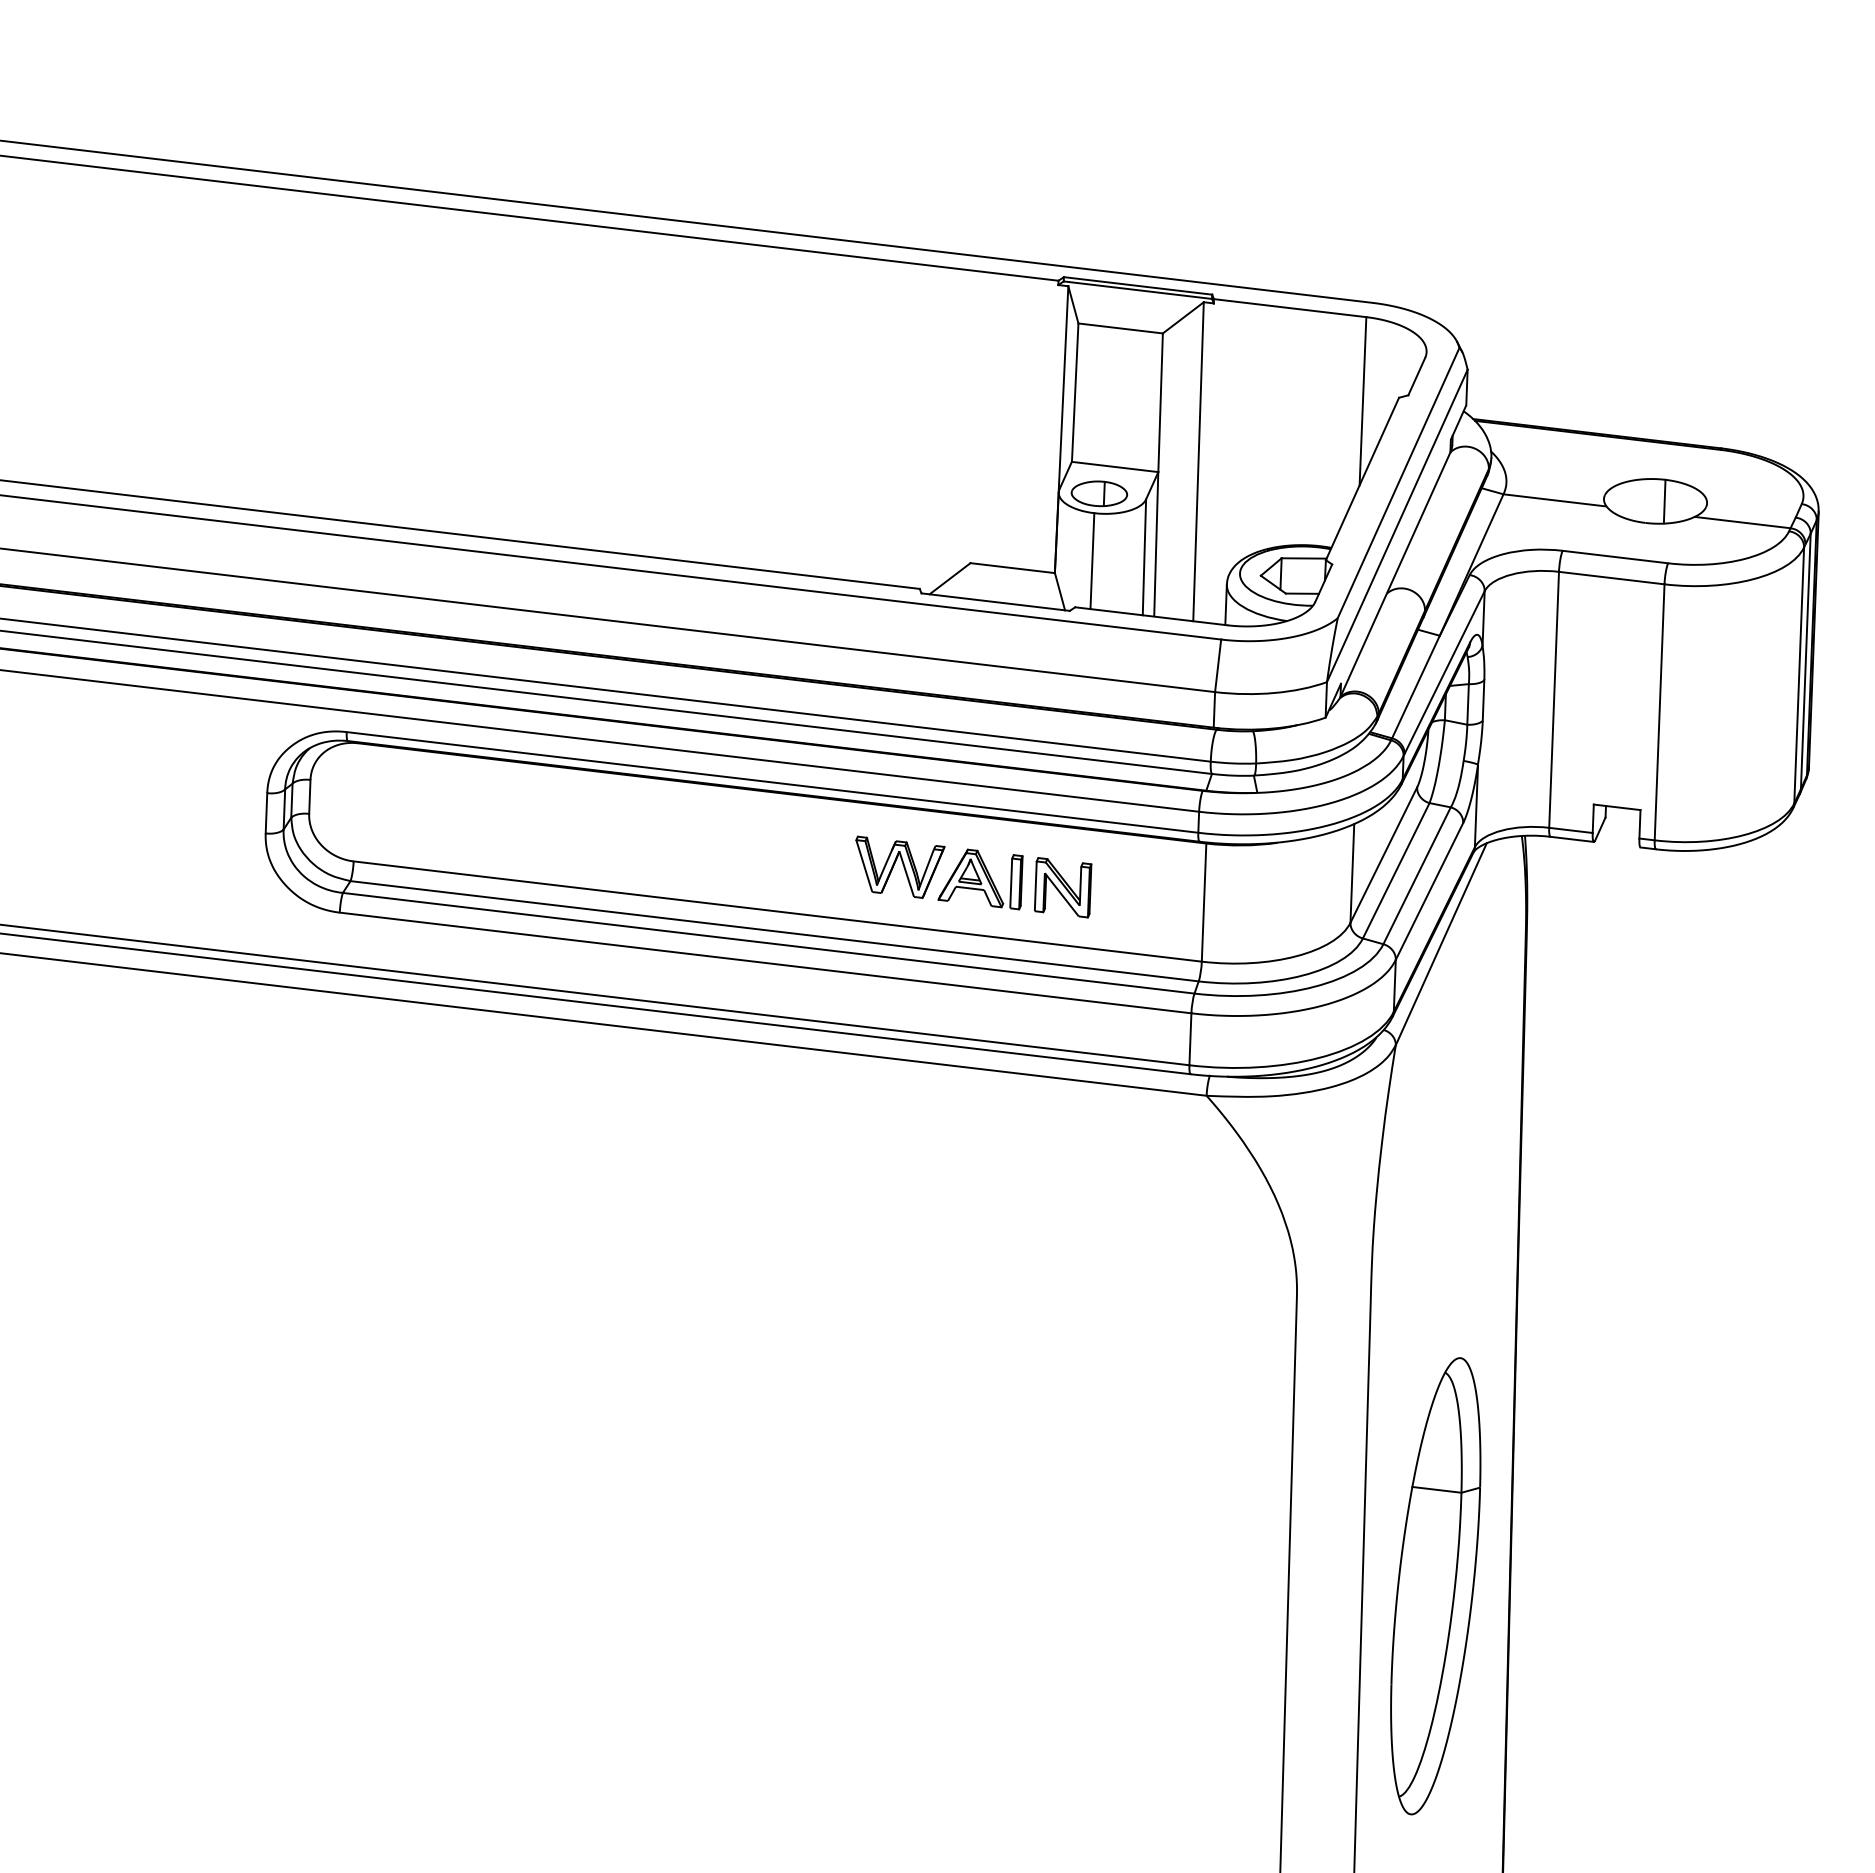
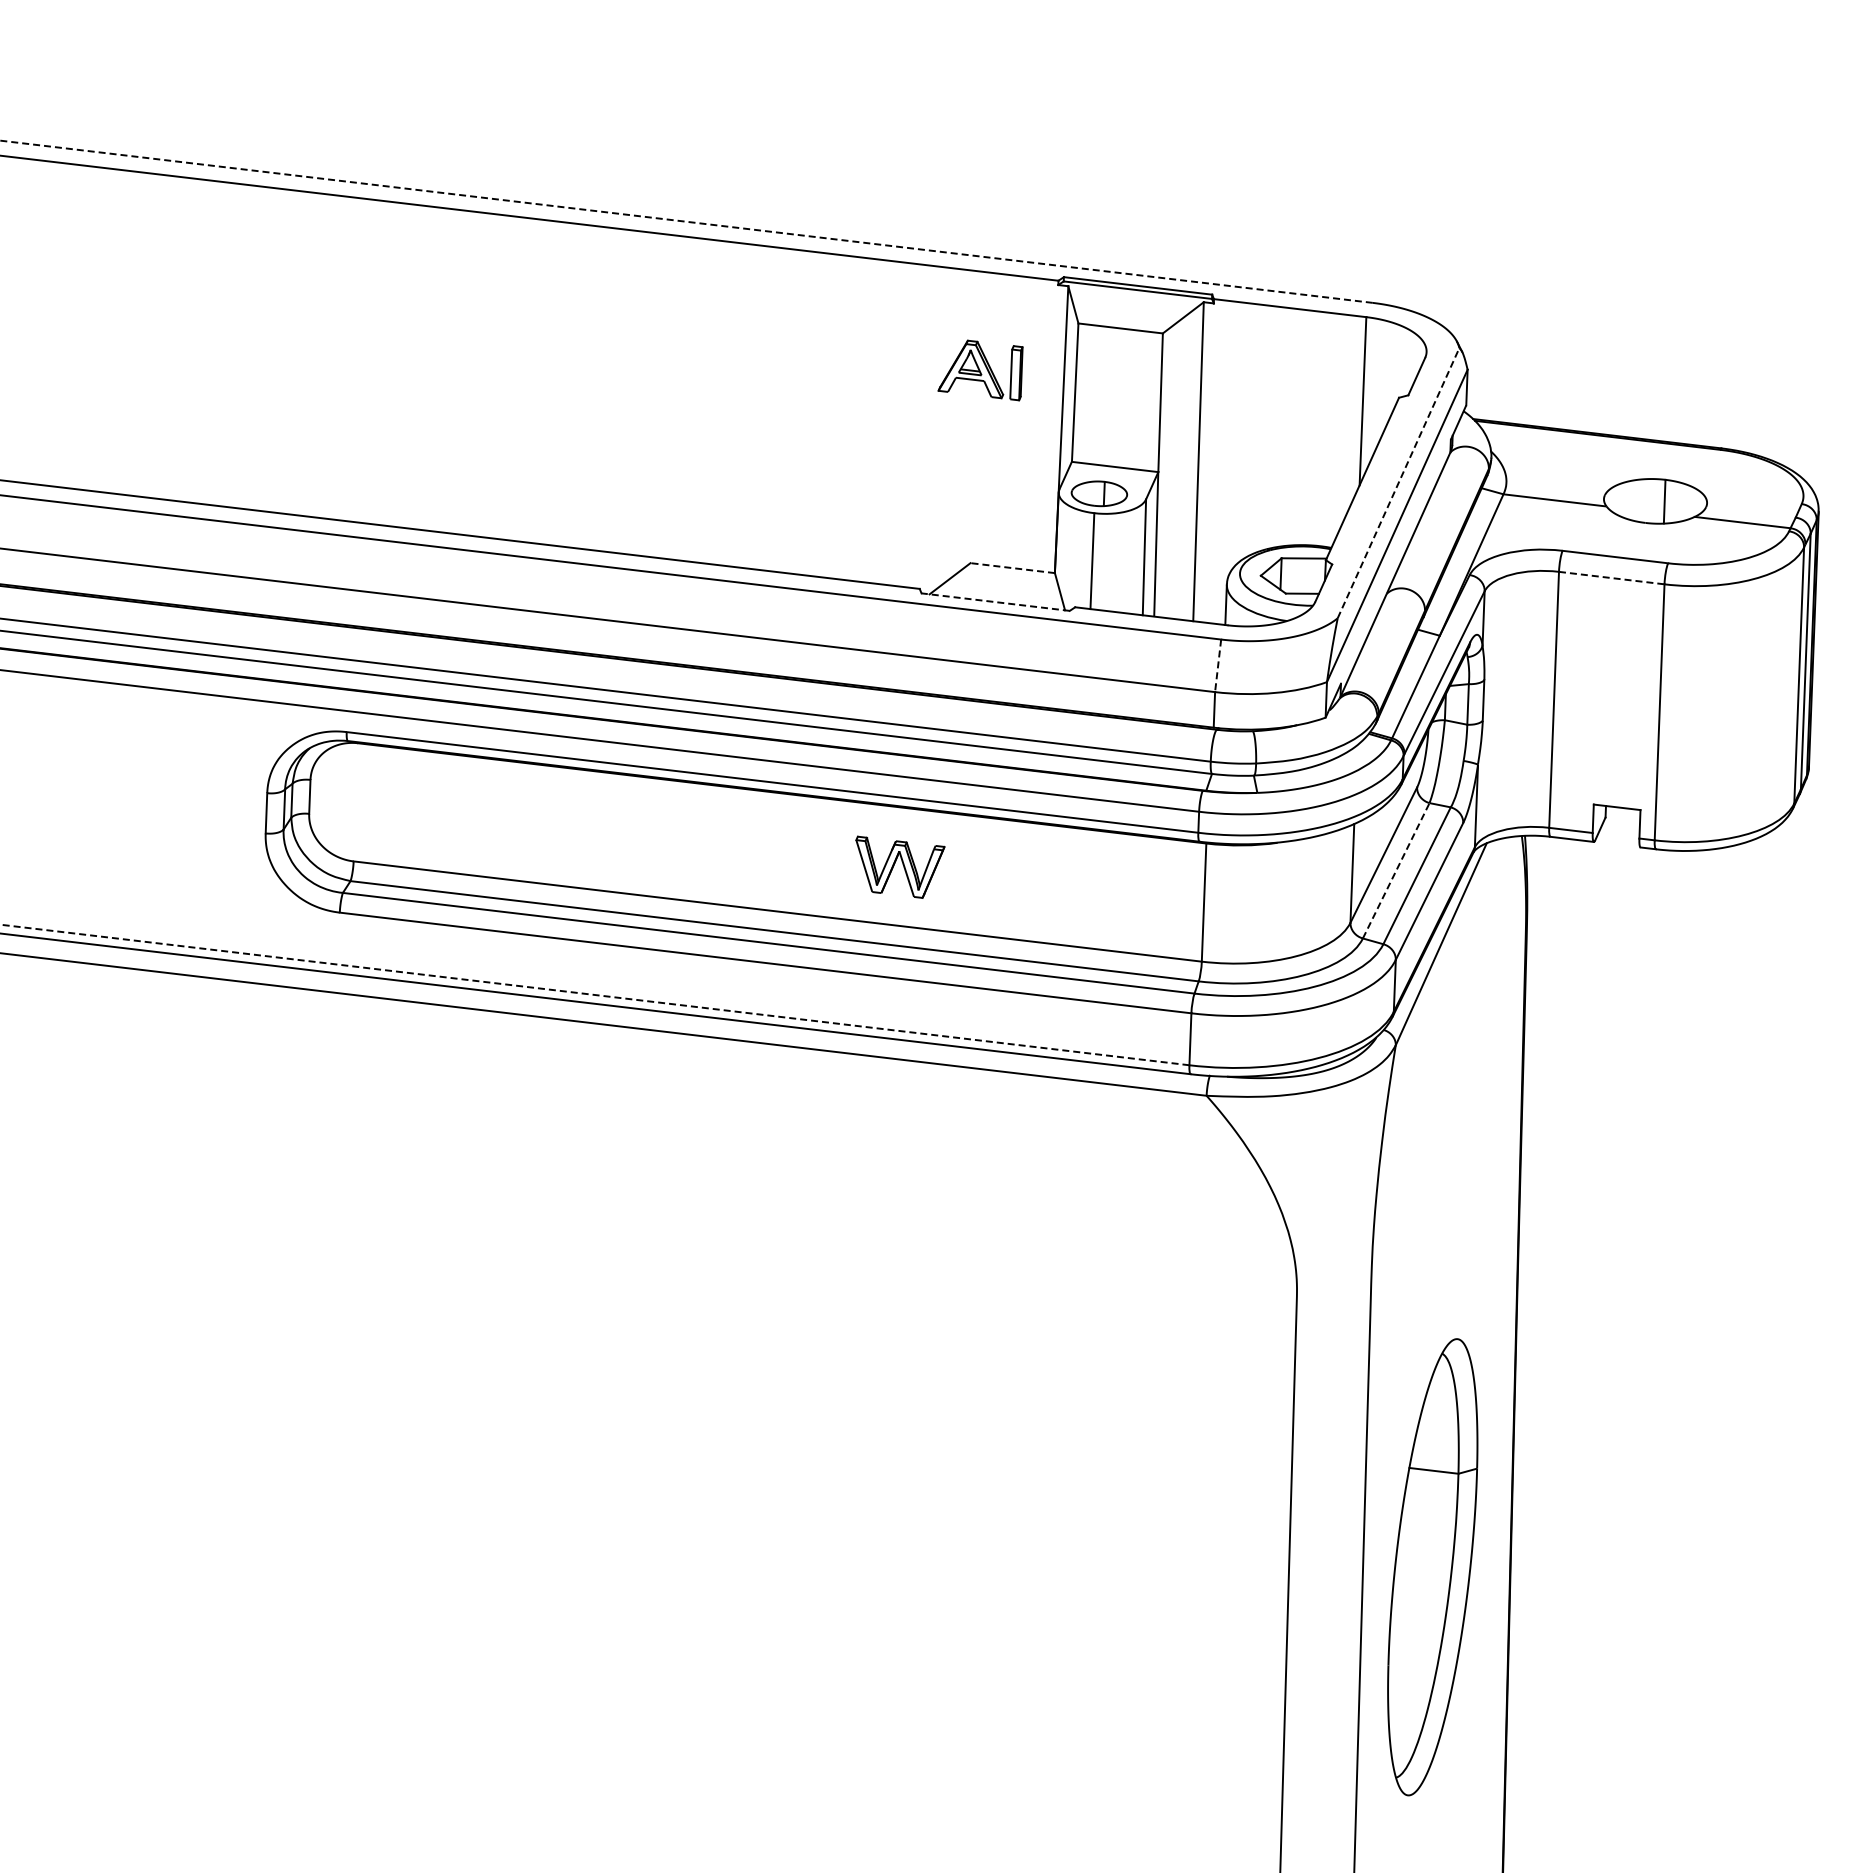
line: solid -> dashed (686, 221)
line: solid -> dashed (1398, 482)
line: solid -> dashed (1012, 568)
line: solid -> dashed (1612, 578)
line: solid -> dashed (995, 602)
line: solid -> dashed (1218, 666)
line: solid -> dashed (1396, 870)
part position: (980, 879) -> (980, 370) (980, 370)
part: present -> none (1063, 887)
line: solid -> dashed (594, 994)
part position: (1435, 1586) -> (1432, 1567) (1432, 1567)
